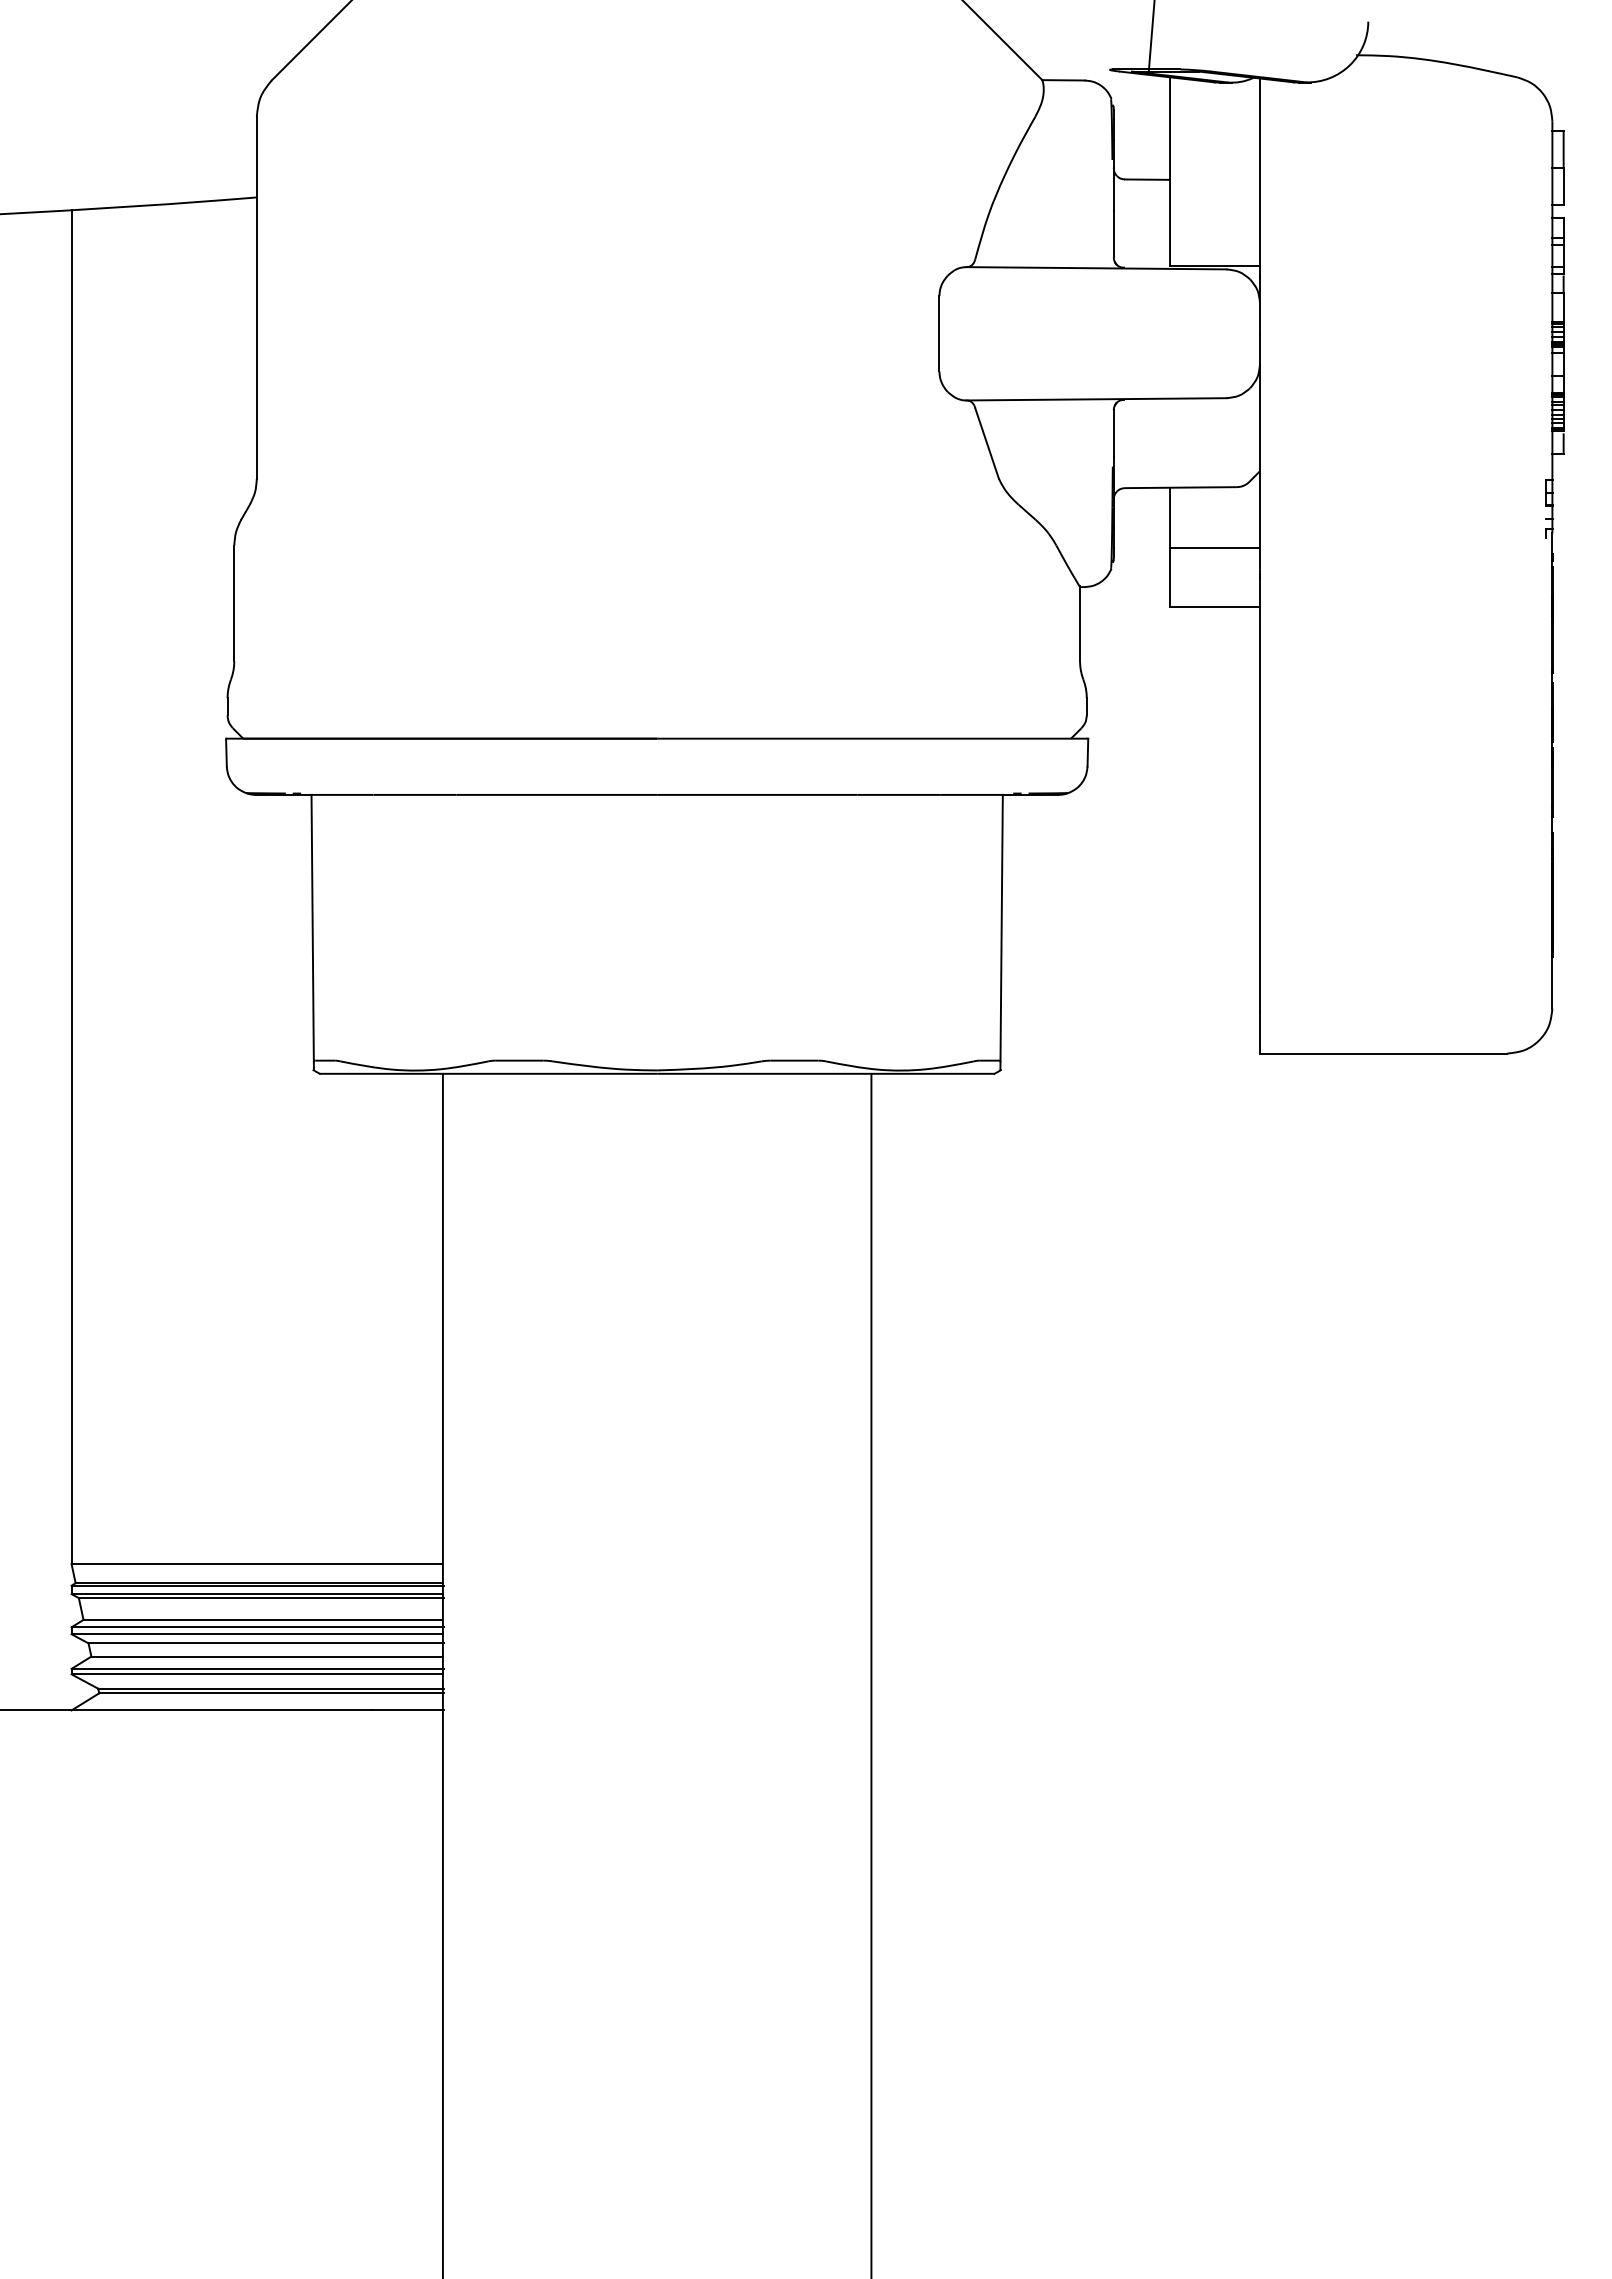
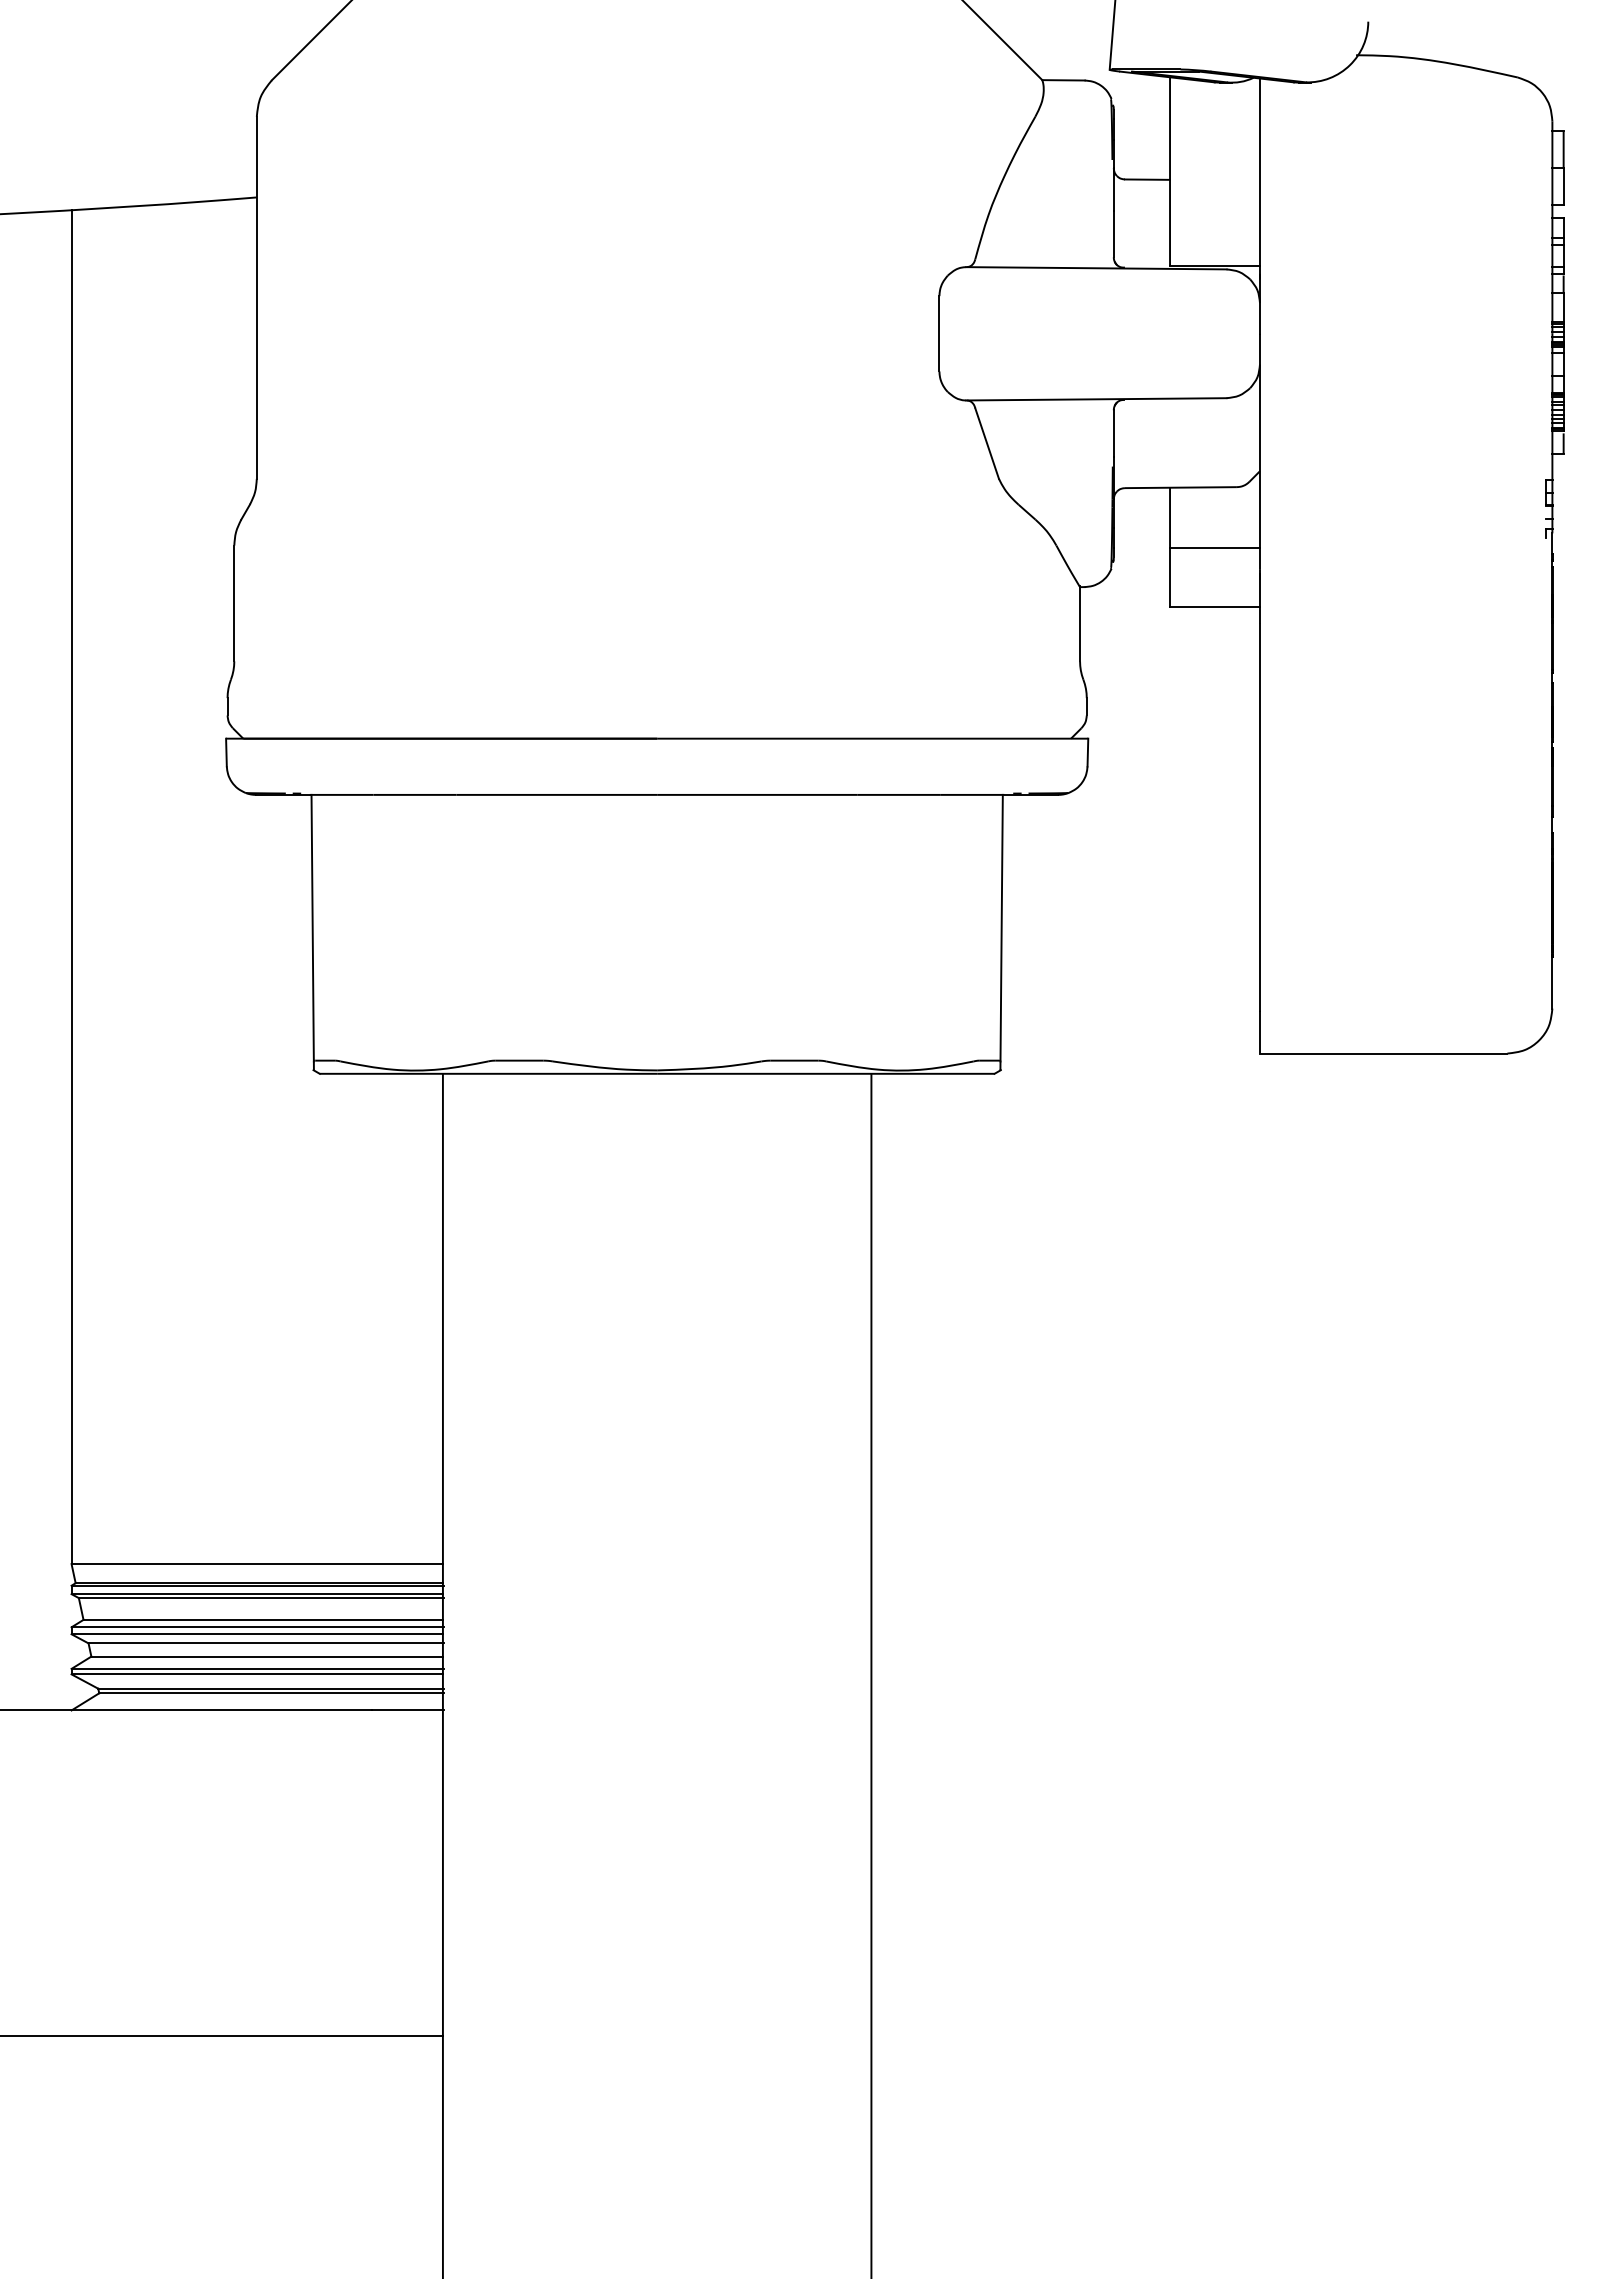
line position: (1151, 37) -> (1112, 35) (1112, 35)
line: none -> present (222, 2036)
